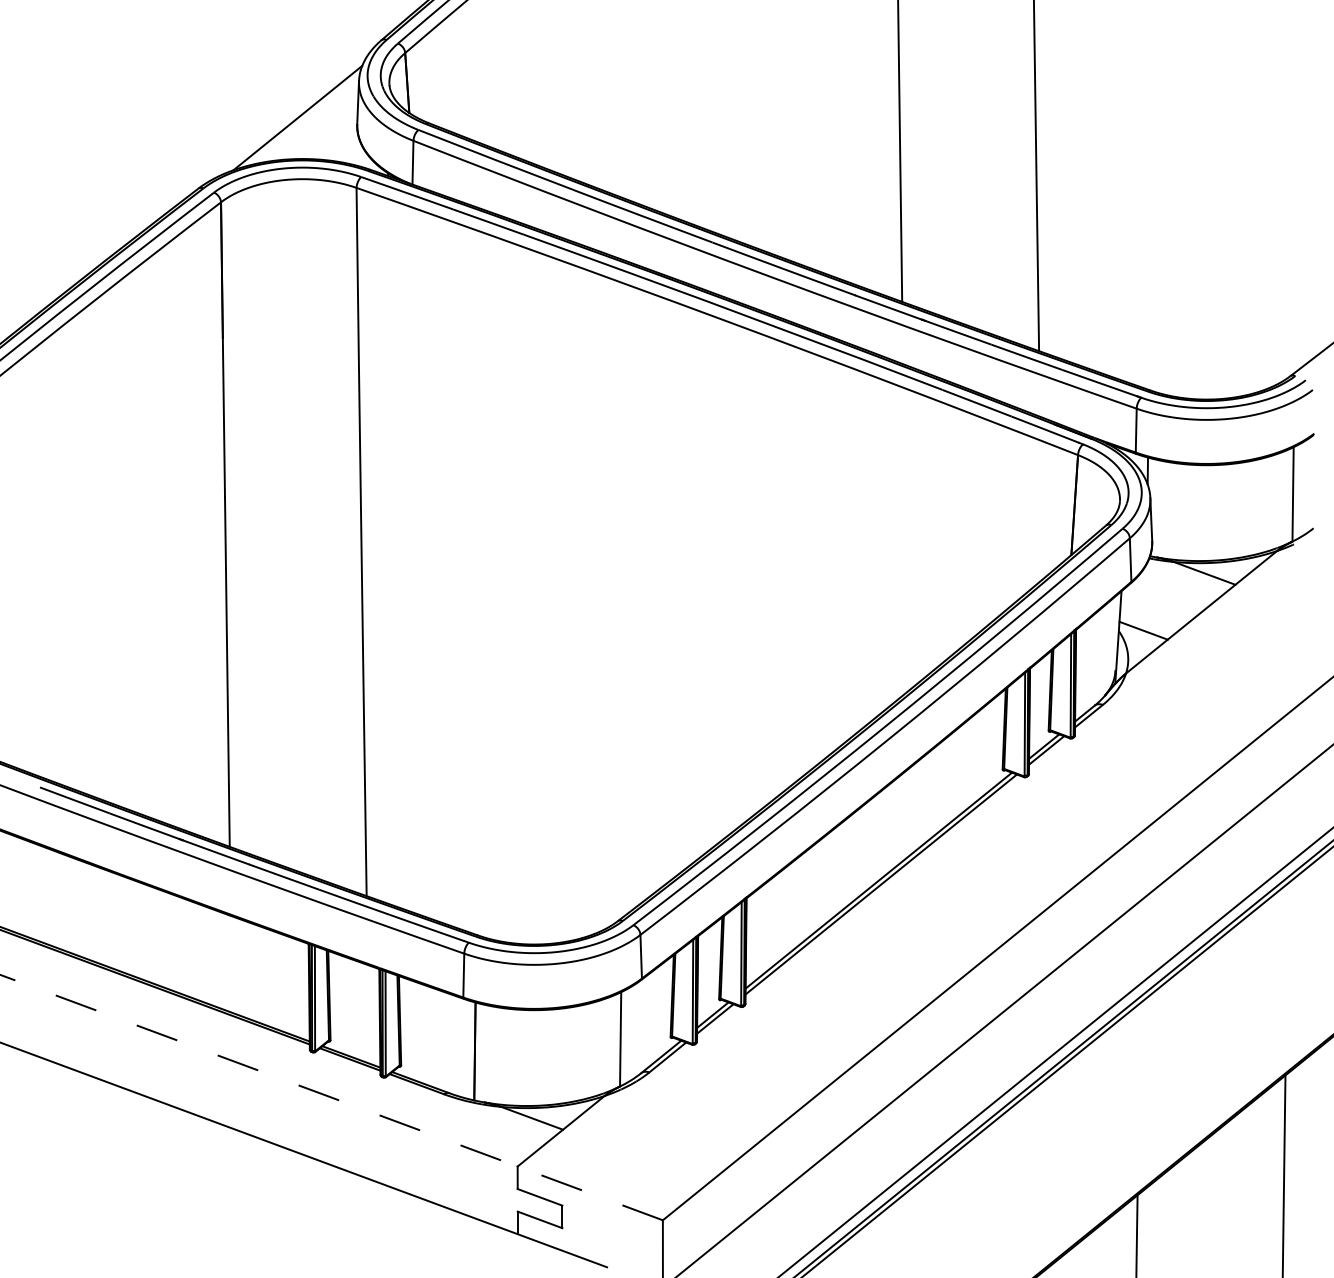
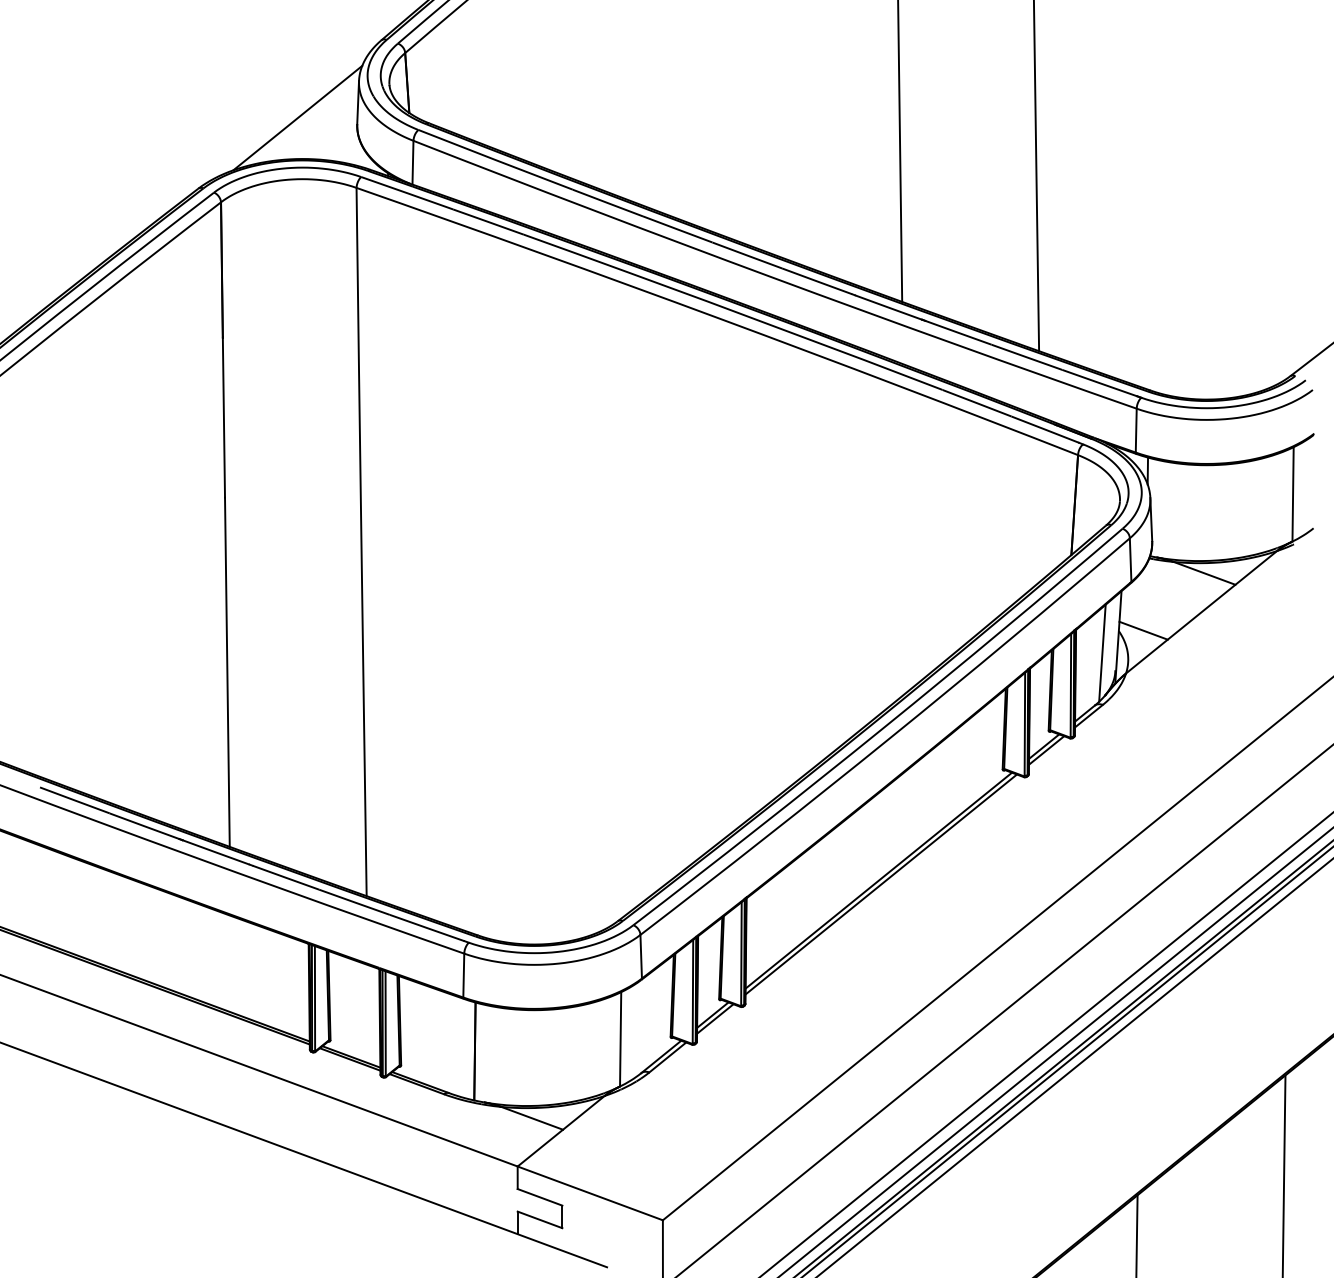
line: none -> present (1102, 652)
line: none -> present (1046, 1044)
line: none -> present (1074, 1067)
line: dashed -> solid (331, 1097)
